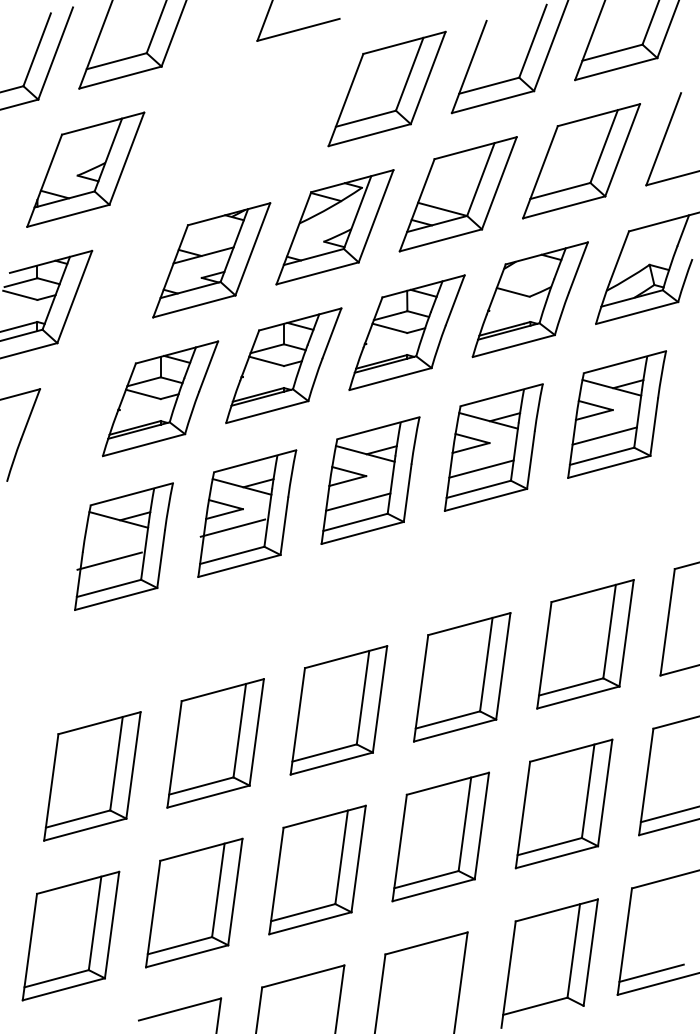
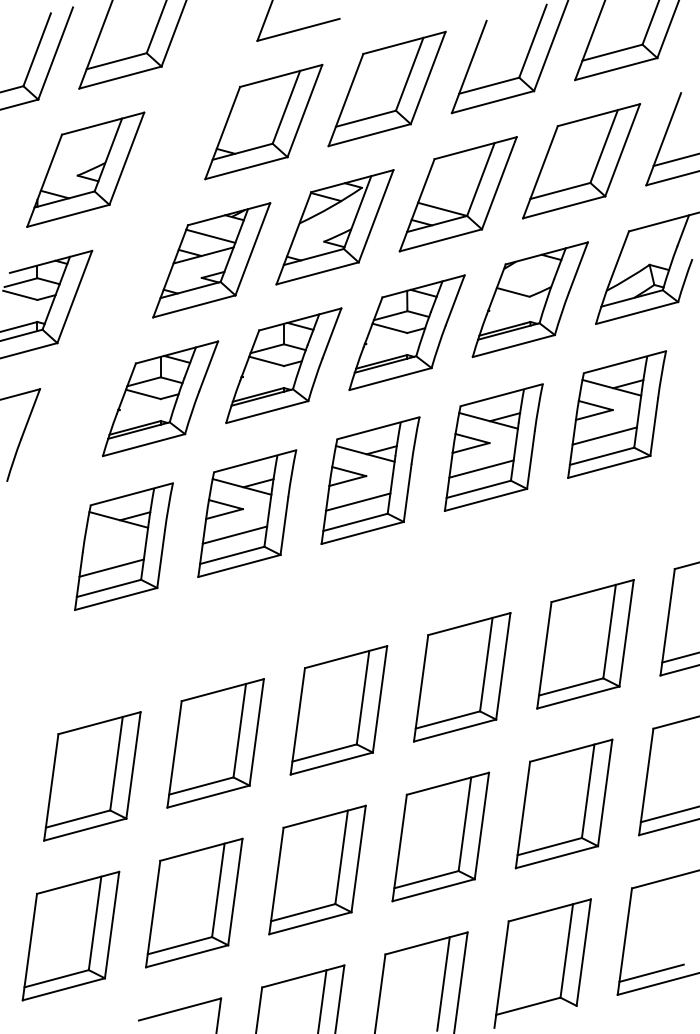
part: none -> present (263, 121)
line: none -> present (674, 160)
line: none -> present (210, 235)
line position: (232, 527) -> (234, 534) (234, 534)
line position: (109, 560) -> (111, 567) (111, 567)
line: none -> present (679, 657)
part position: (549, 963) -> (542, 963) (542, 963)
line: none -> present (443, 983)
line: none -> present (322, 1000)
